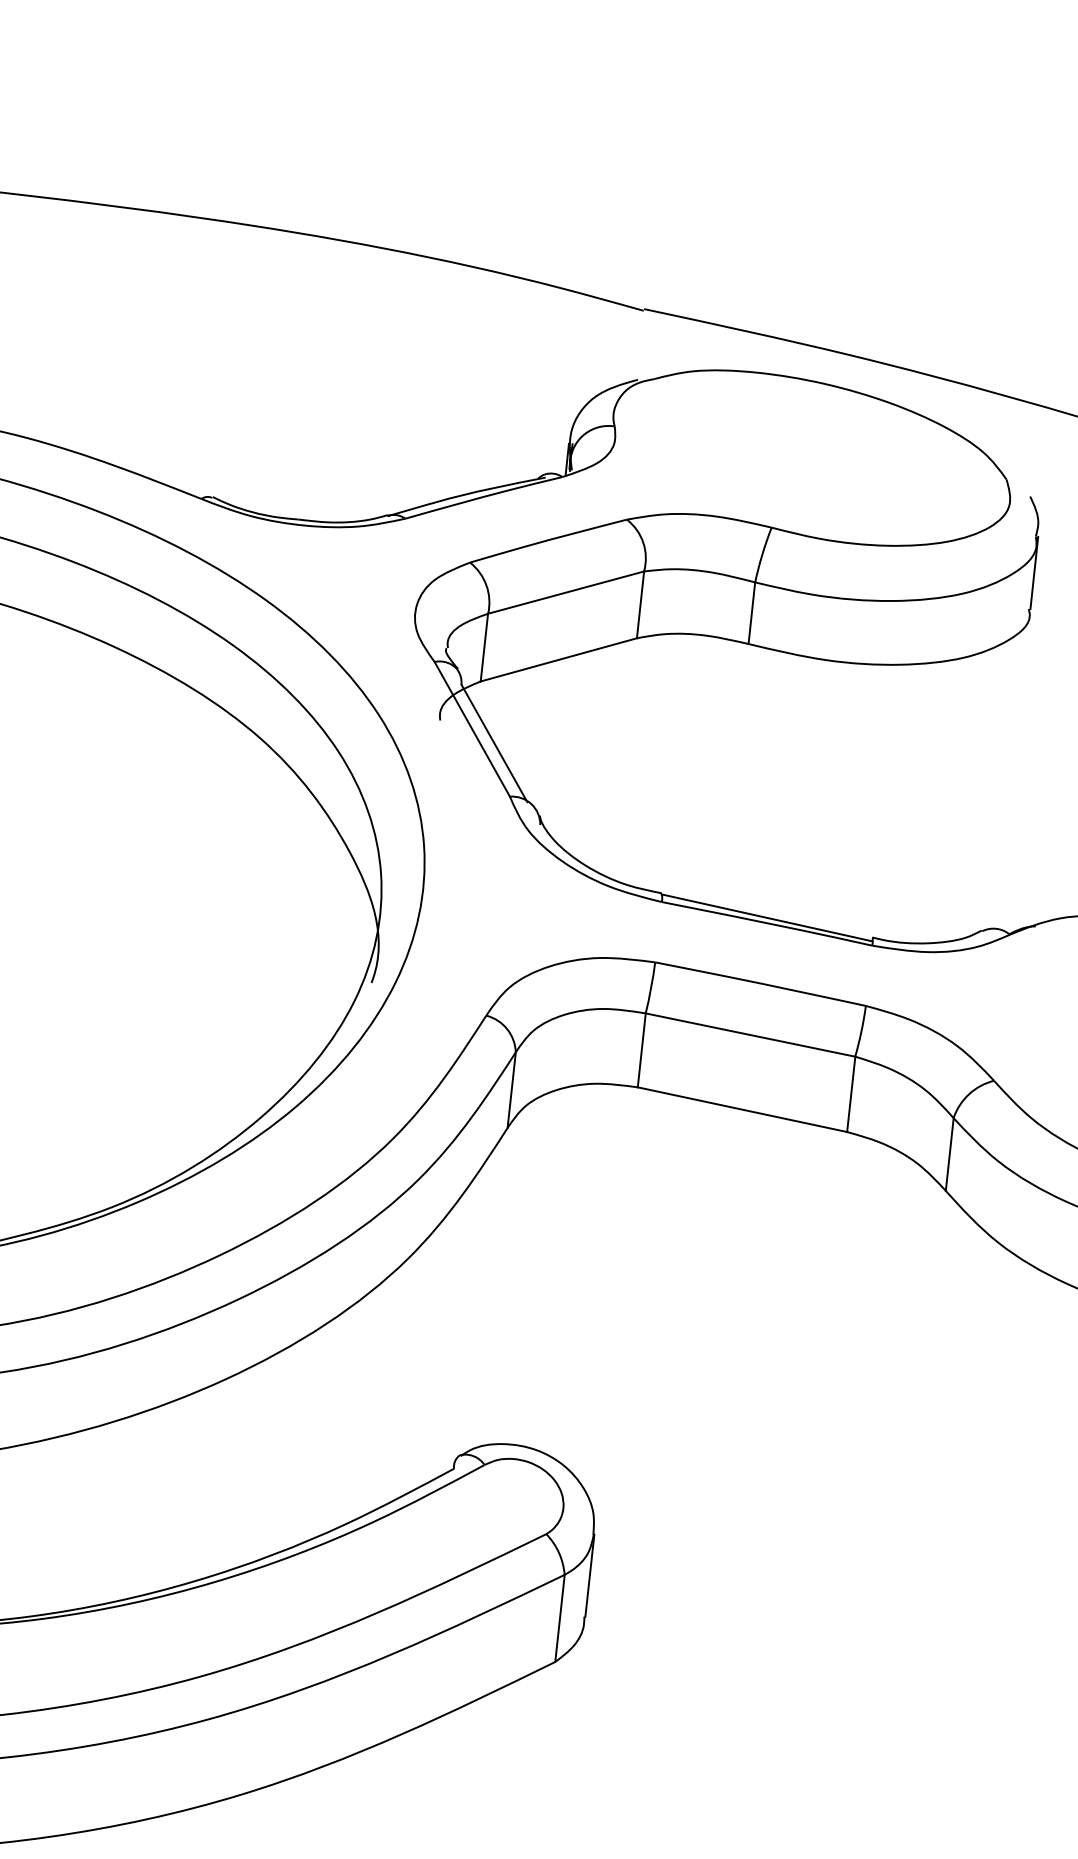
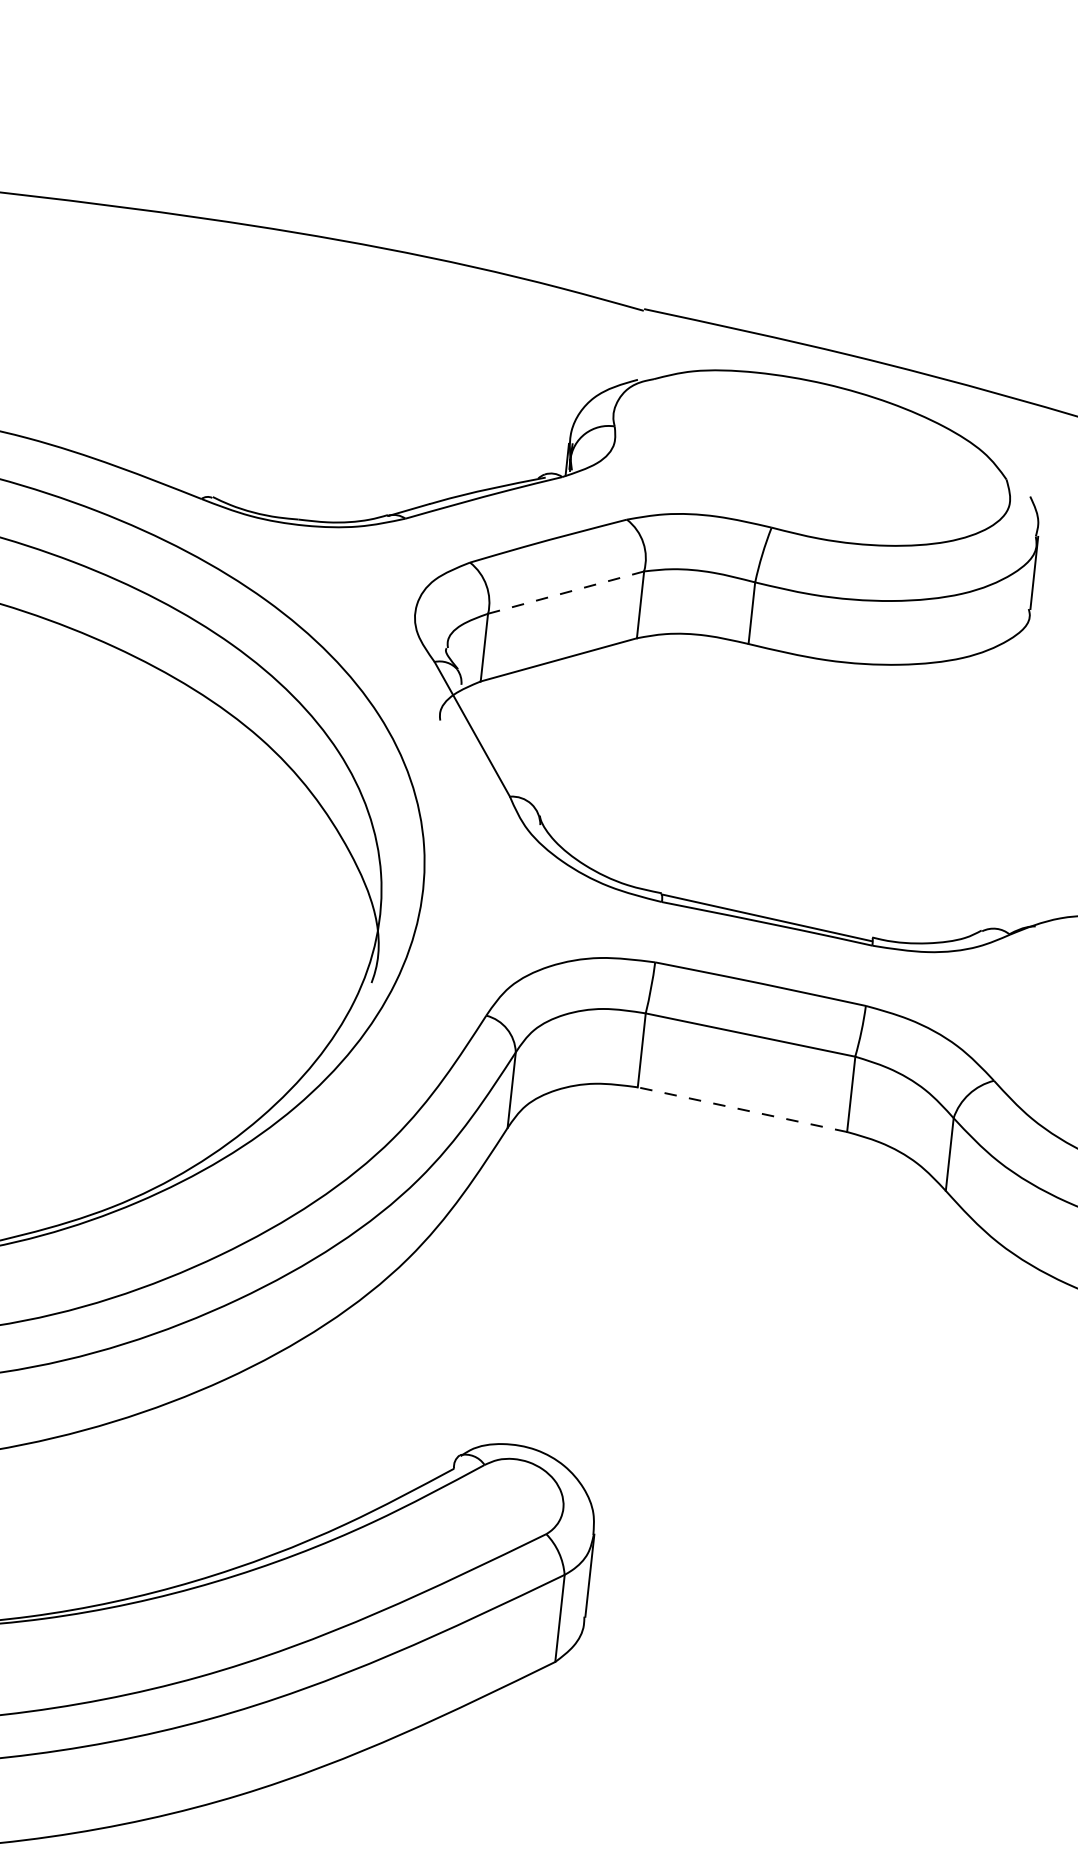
line: solid -> dashed (566, 592)
line: present -> none (494, 743)
line: solid -> dashed (741, 1109)
